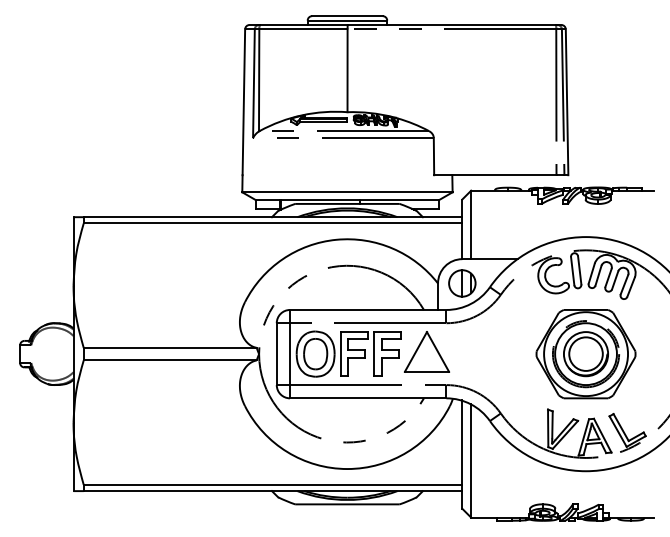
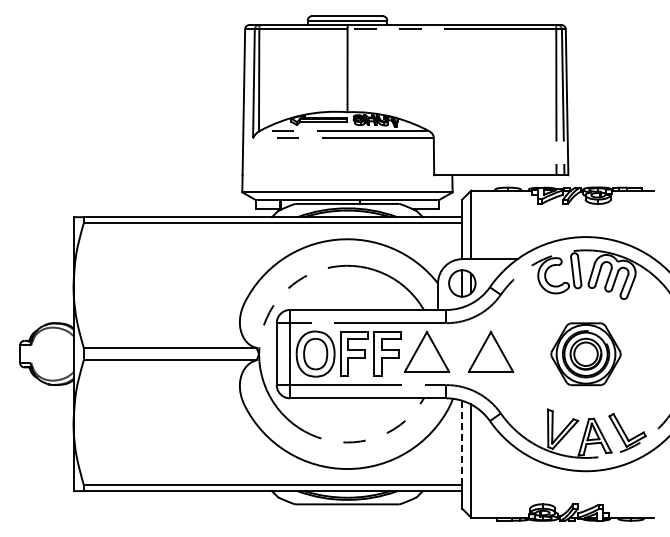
part: none -> present (490, 351)
part size: 102x91 px -> 72x65 px (585, 354)
line: solid -> dashed (462, 441)
